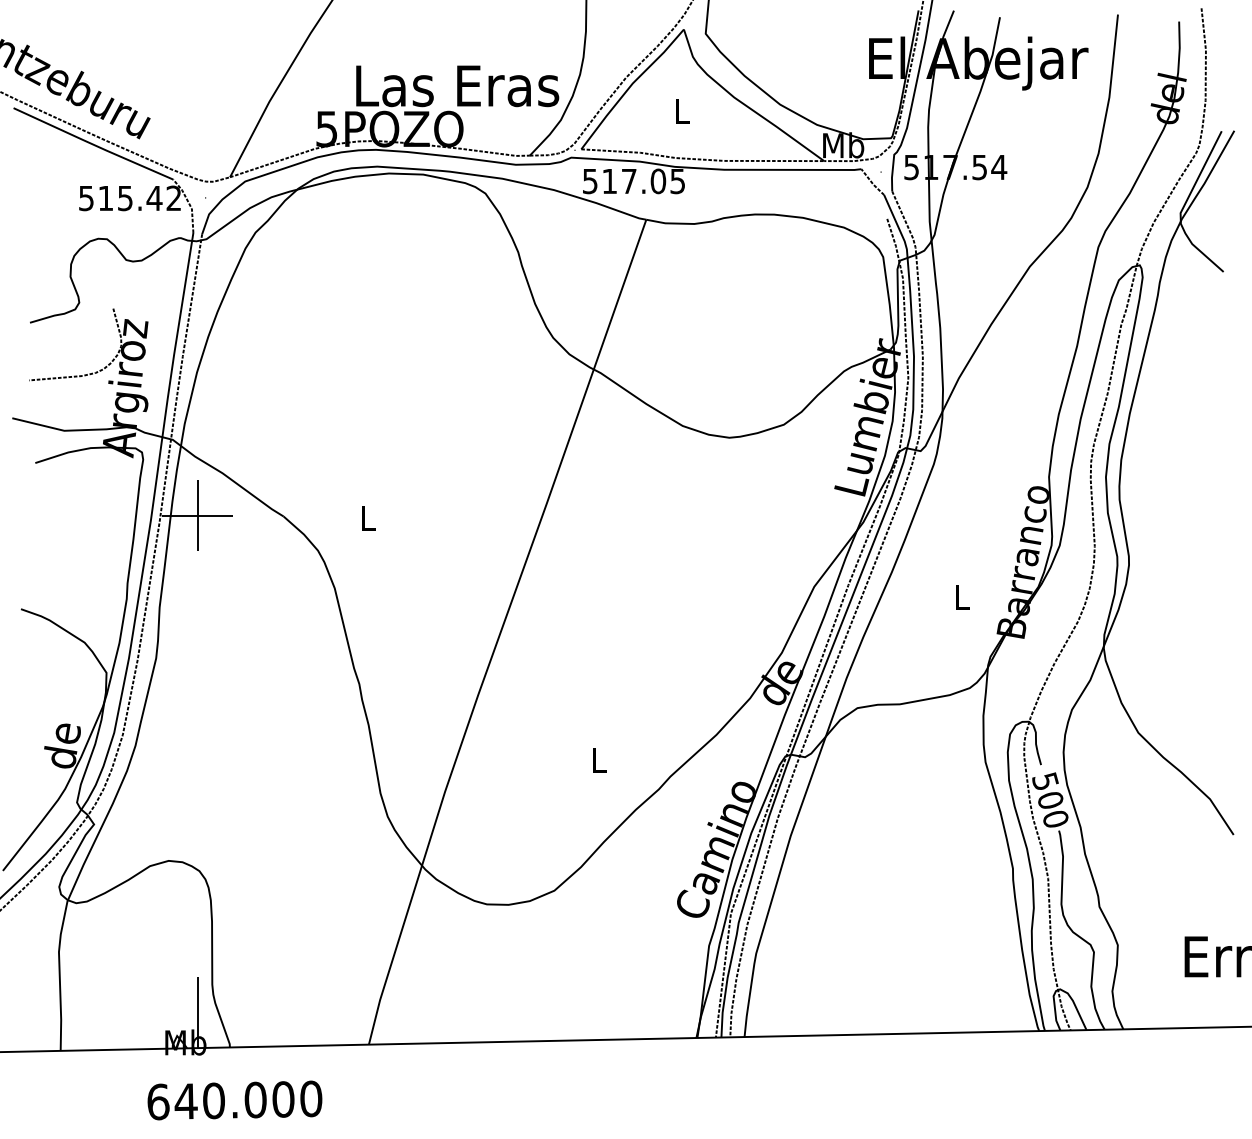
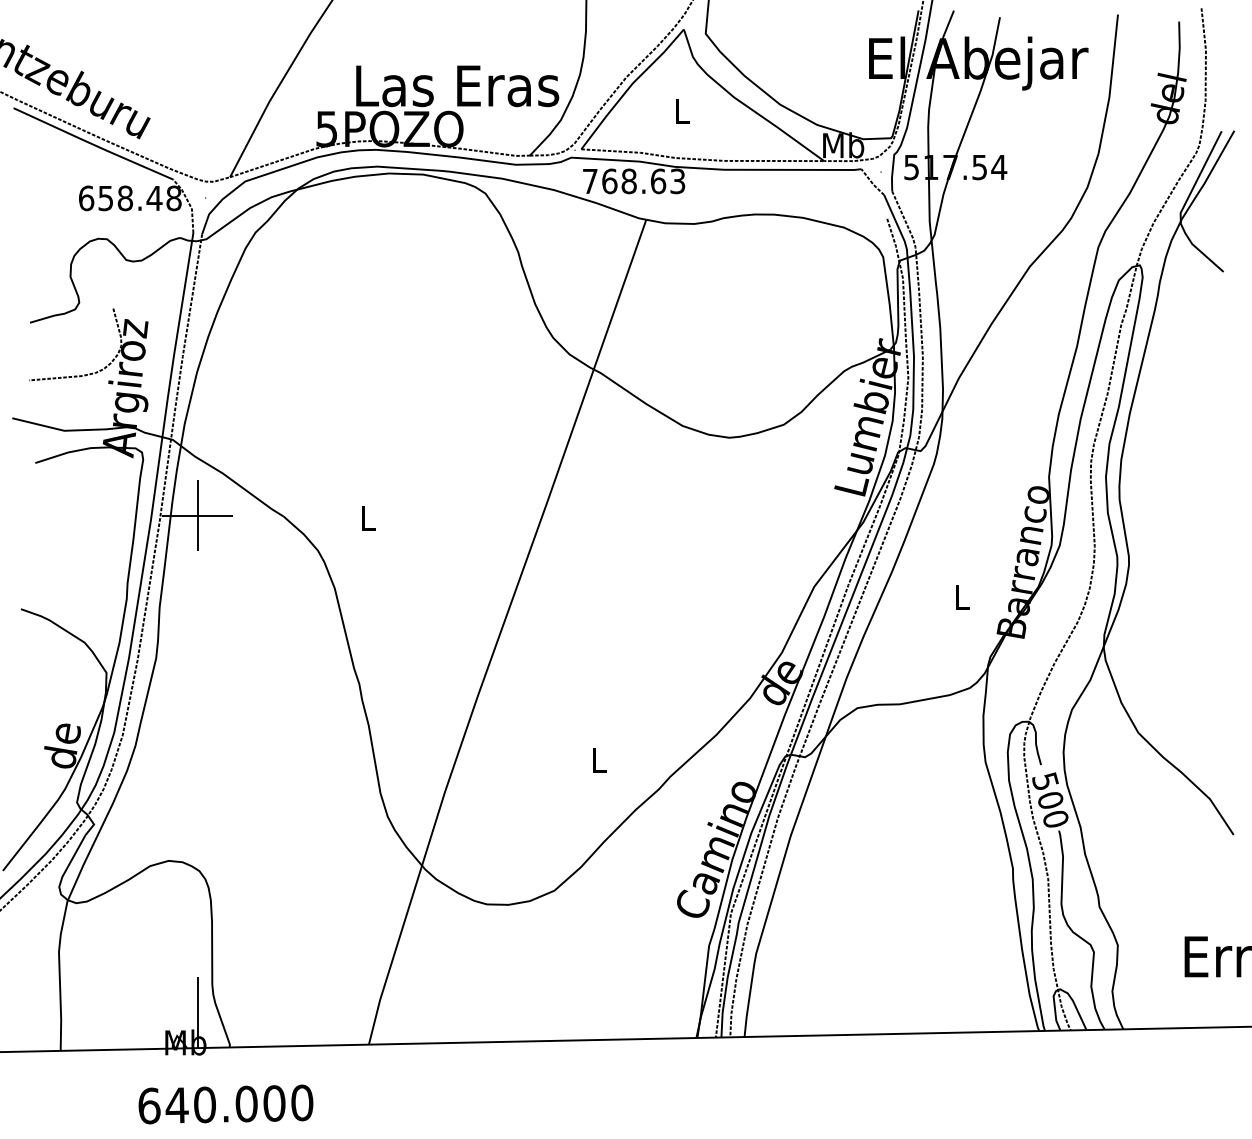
text: 517.05 -> 768.63 (634, 181)
text: 515.42 -> 658.48 (130, 198)
text position: (234, 1100) -> (225, 1104) (225, 1104)
